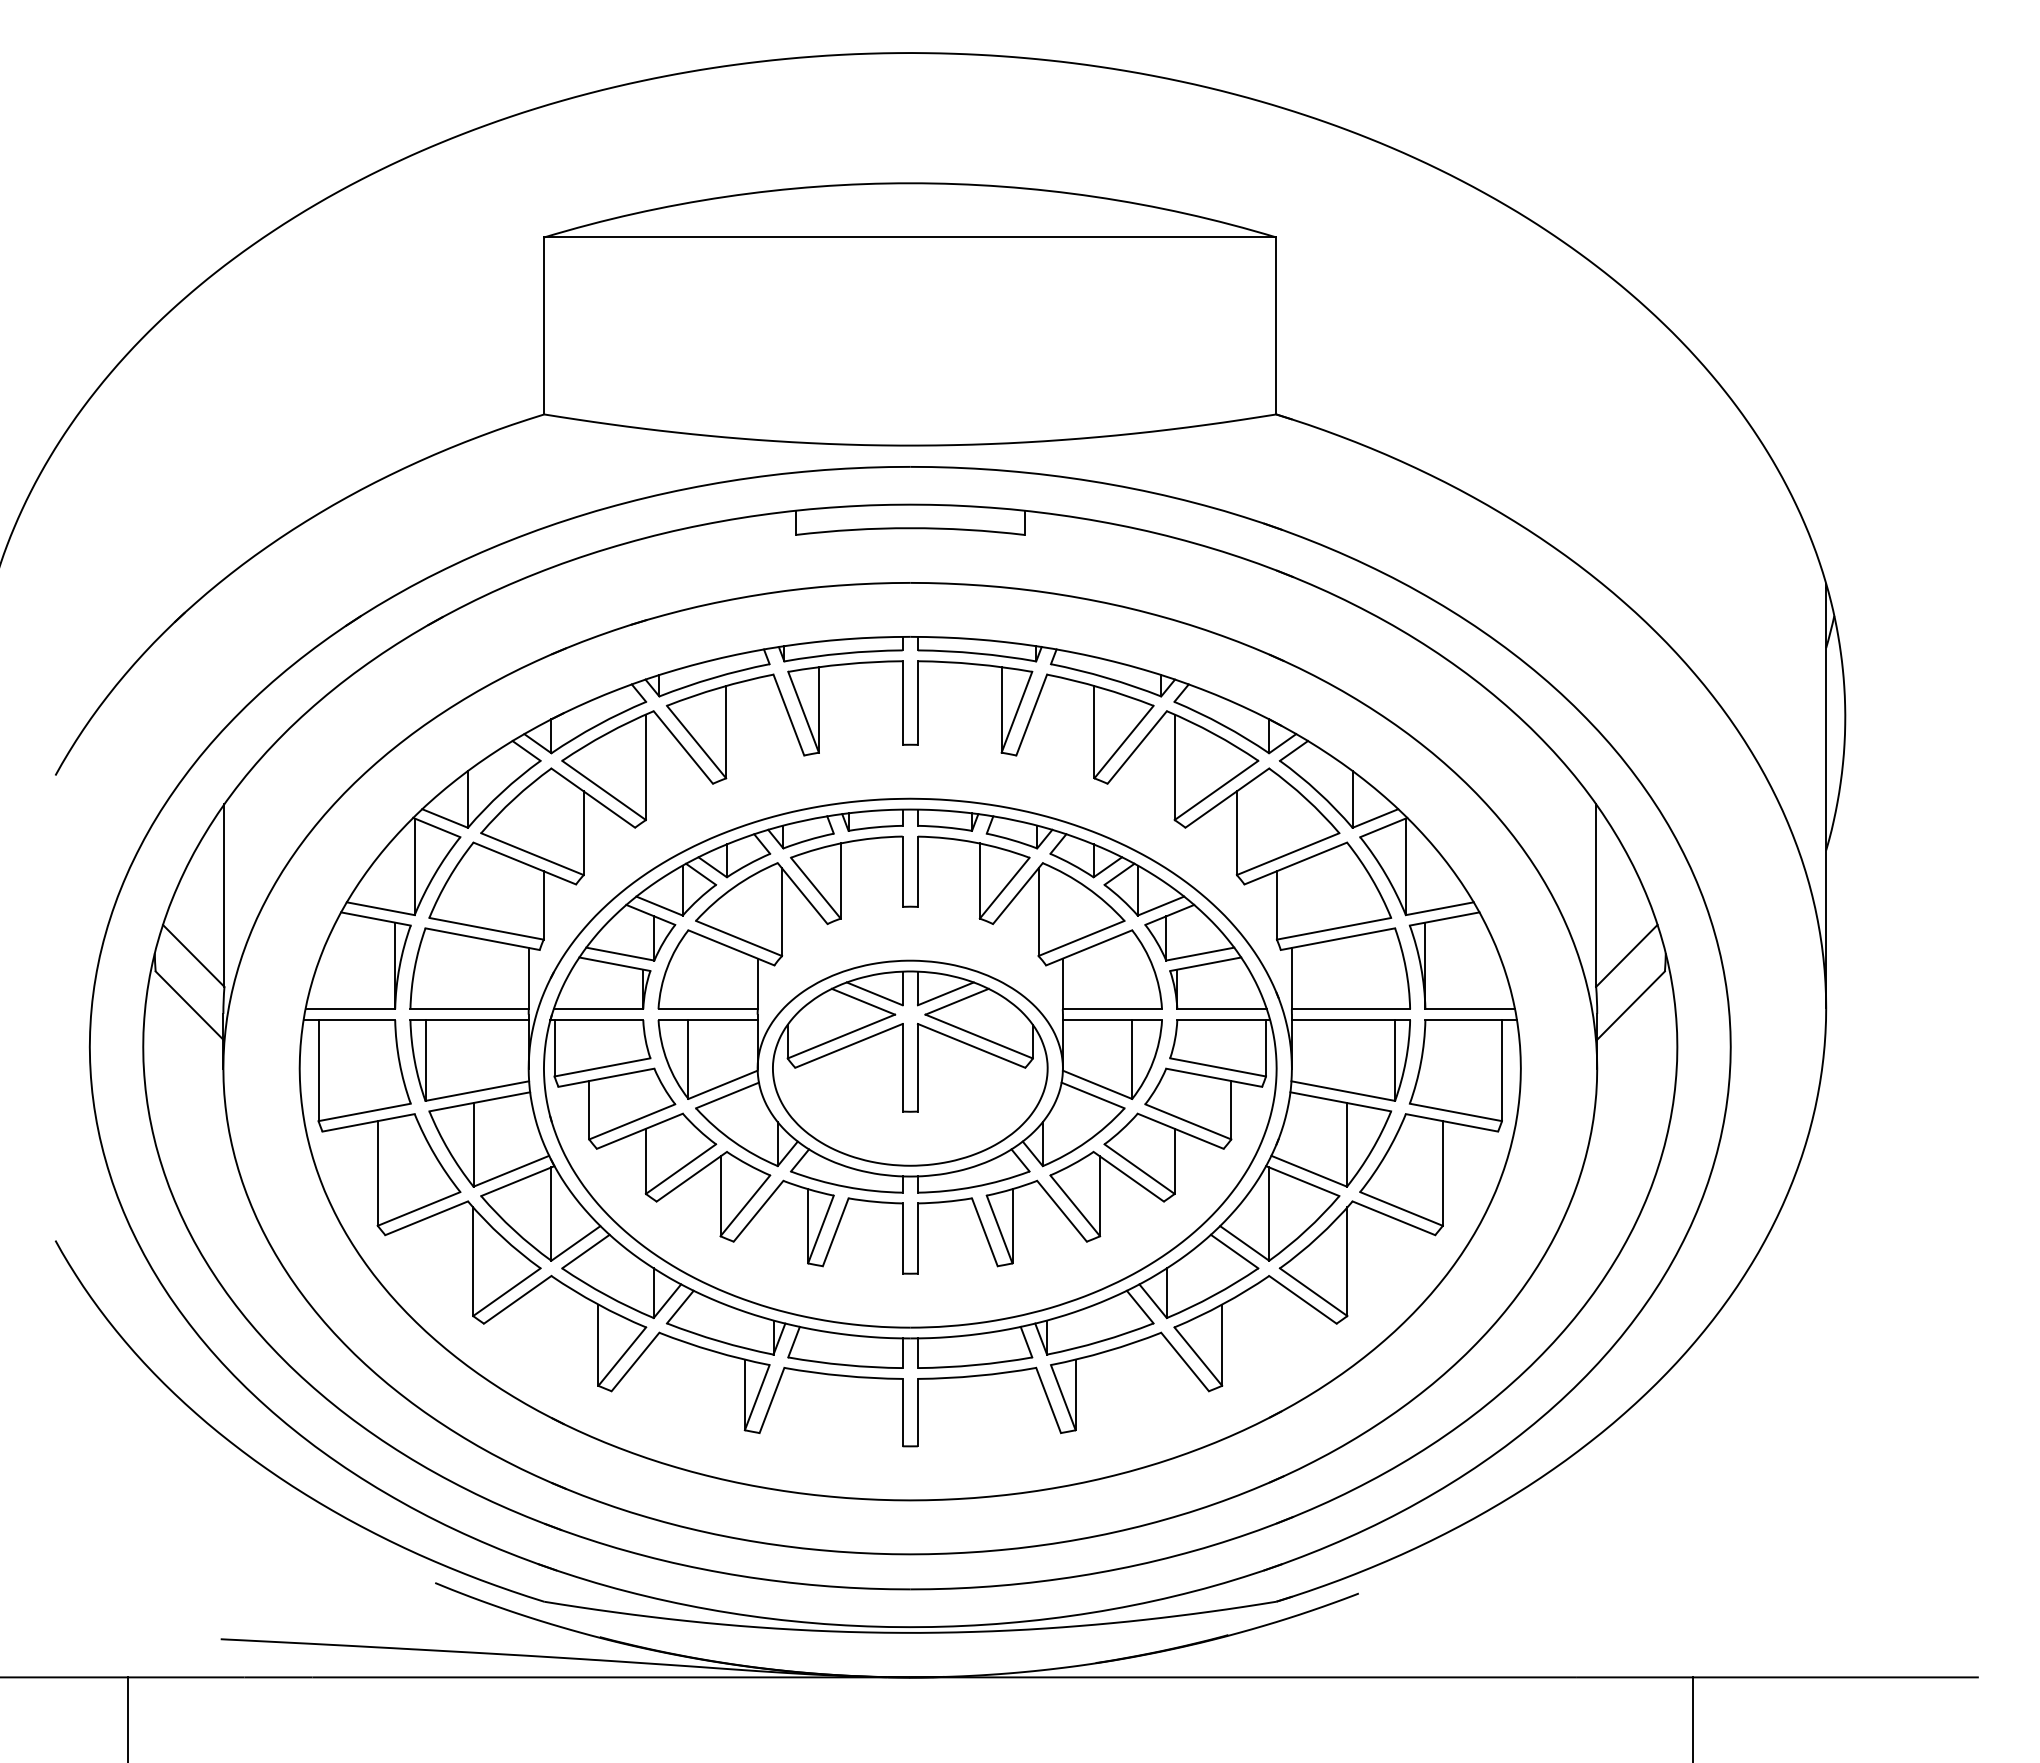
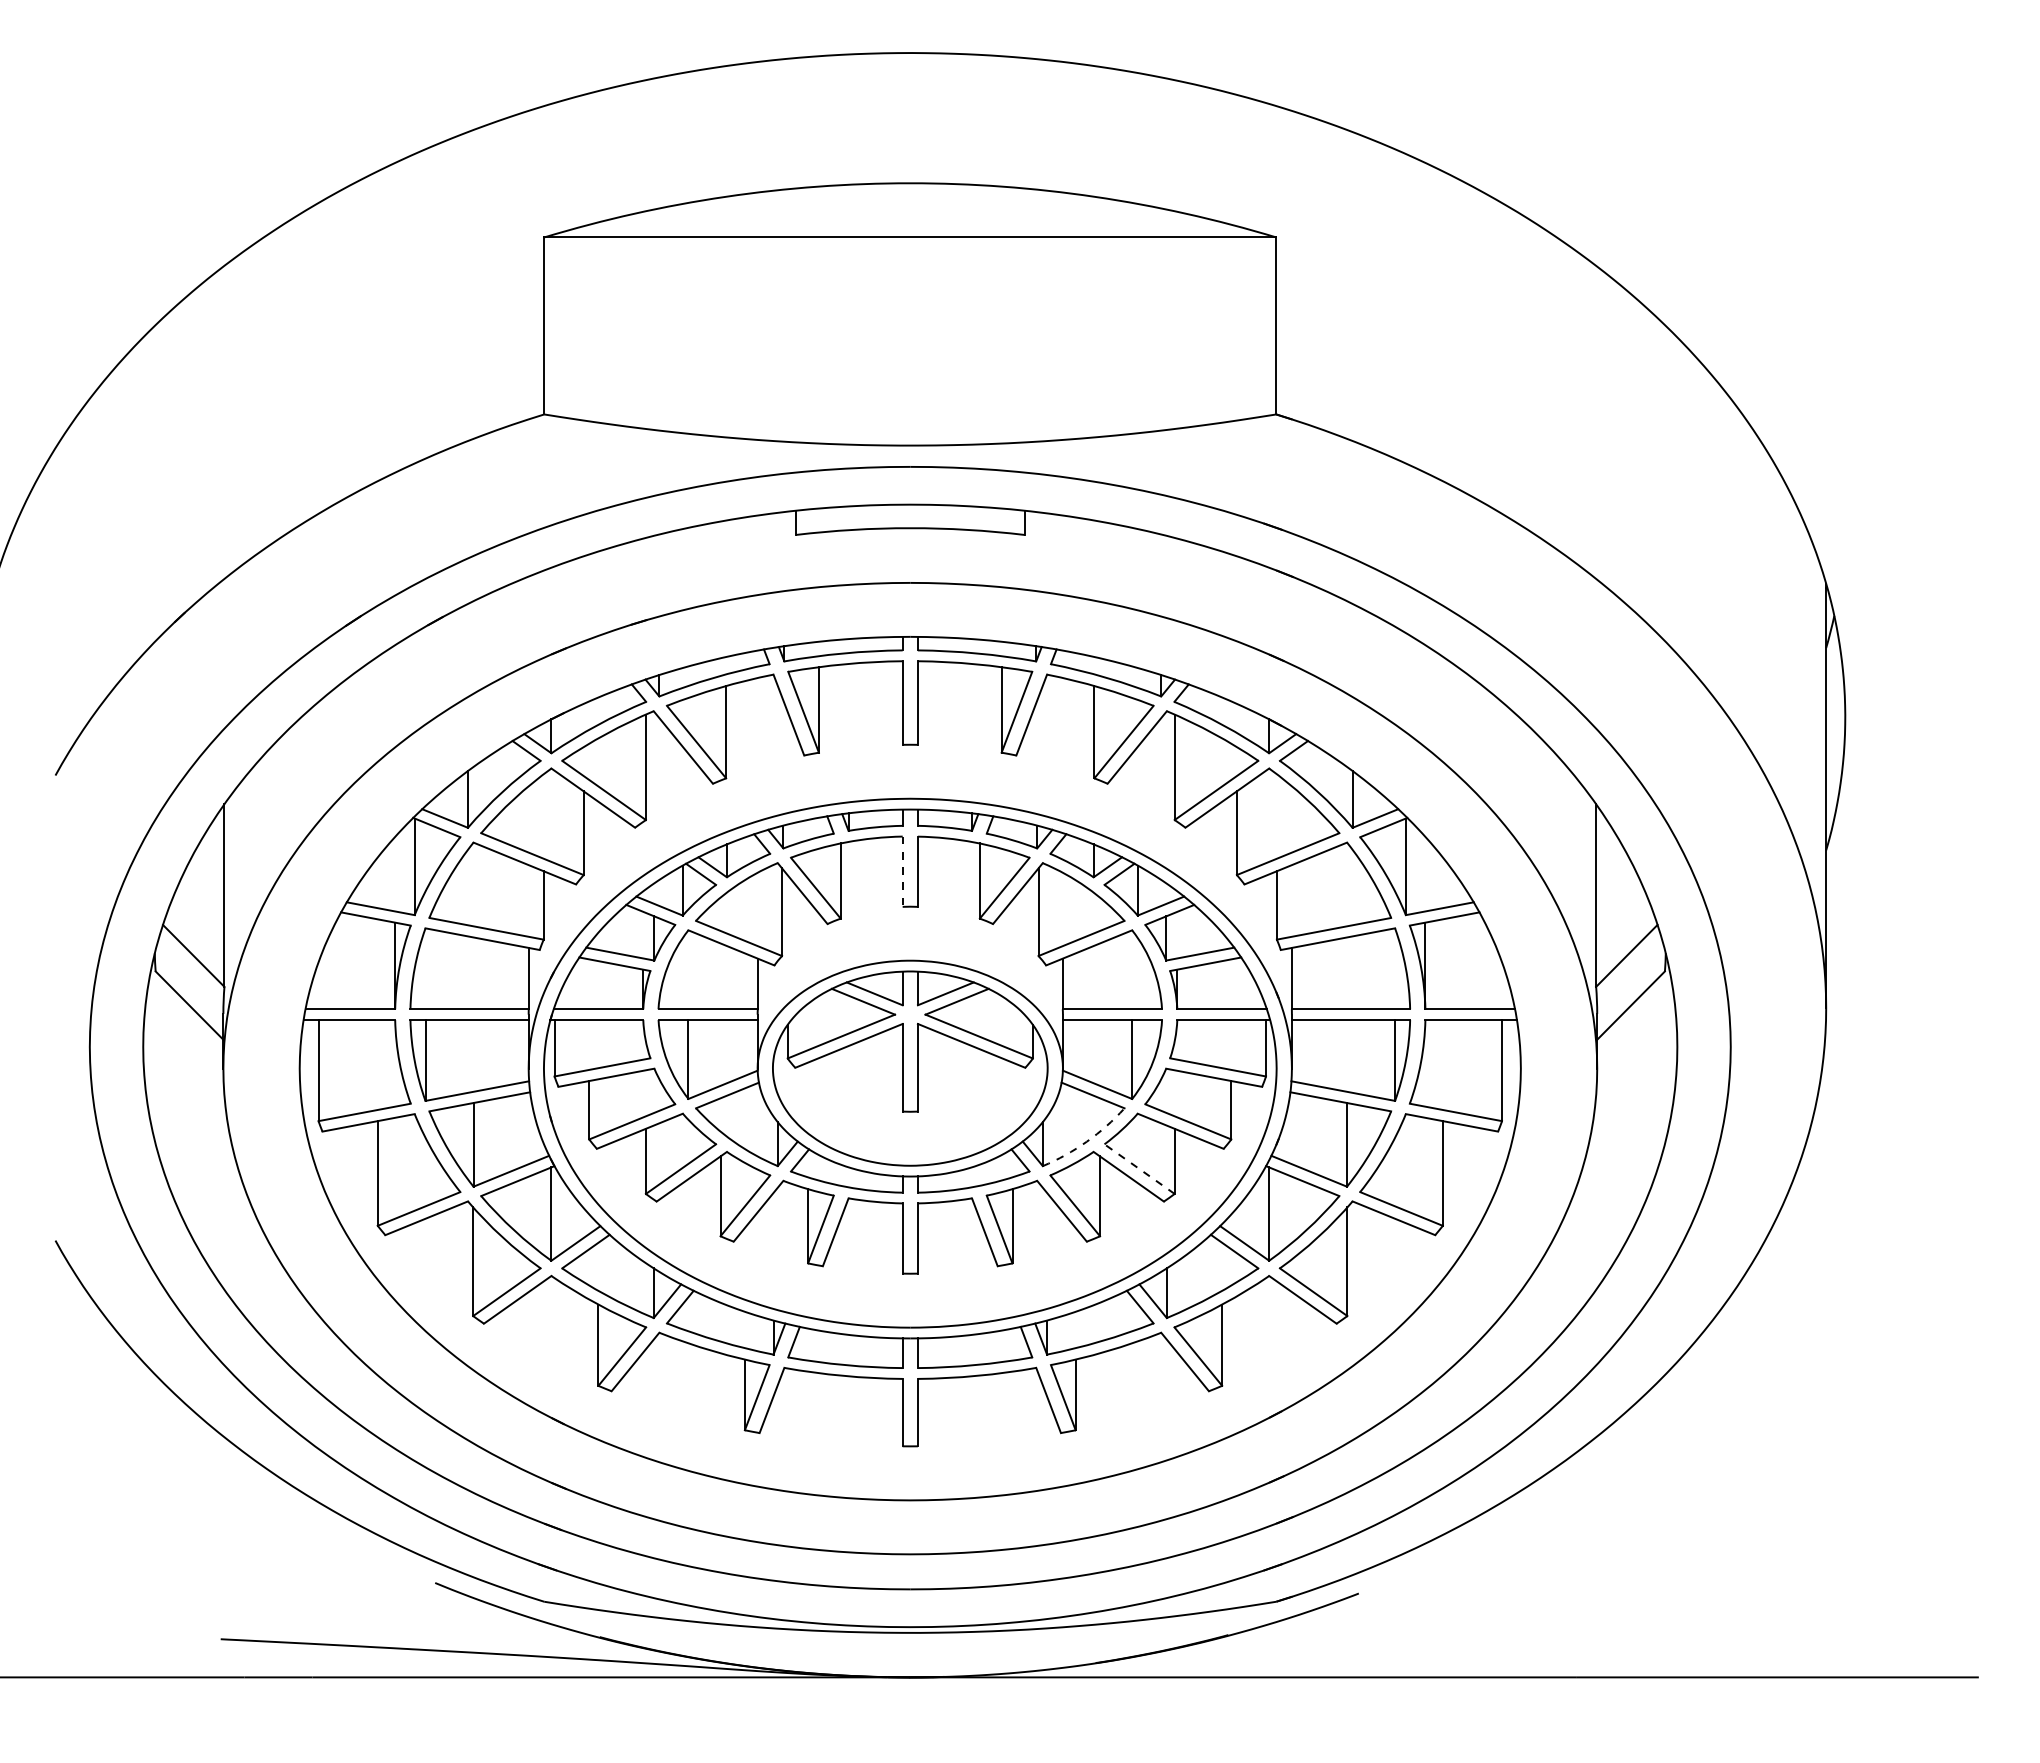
line: solid -> dashed (902, 872)
arc: solid -> dashed (1086, 1141)
line: solid -> dashed (1139, 1169)
line: present -> none (127, 1718)
line: present -> none (1692, 1718)
